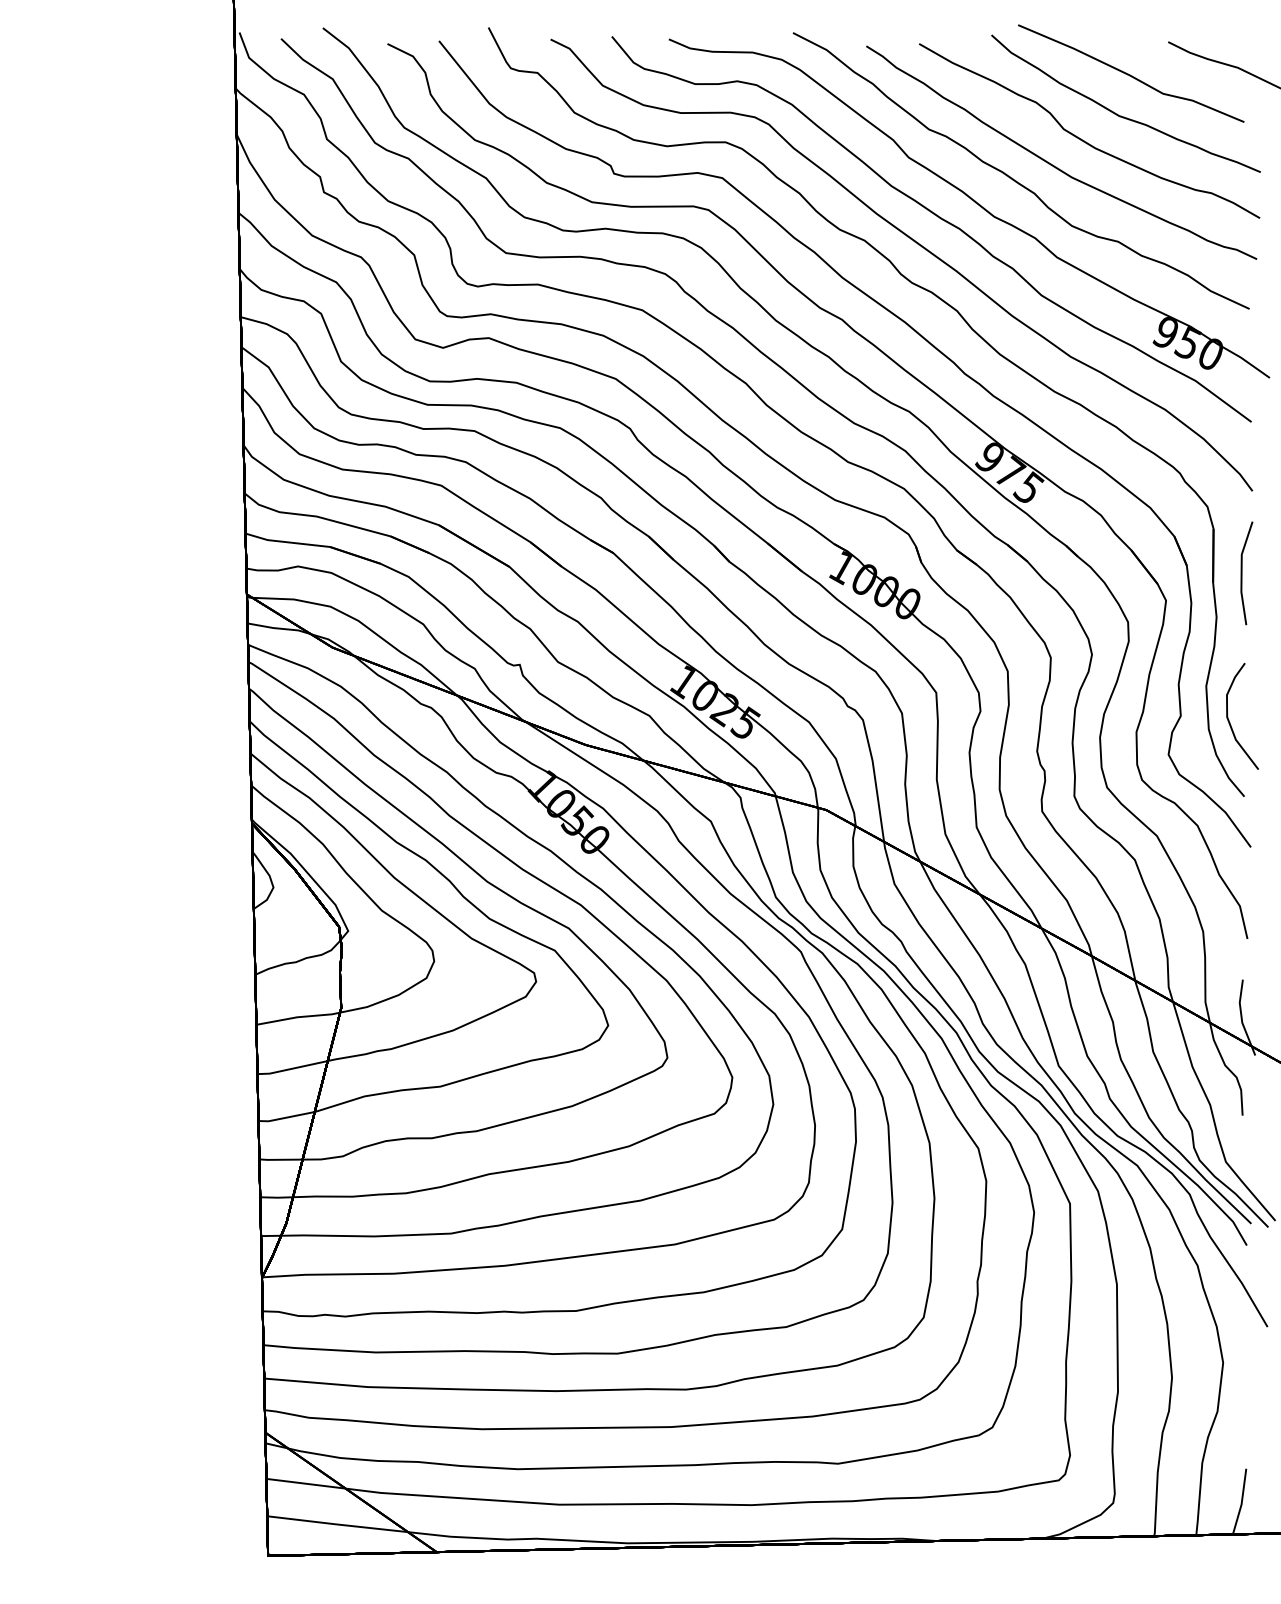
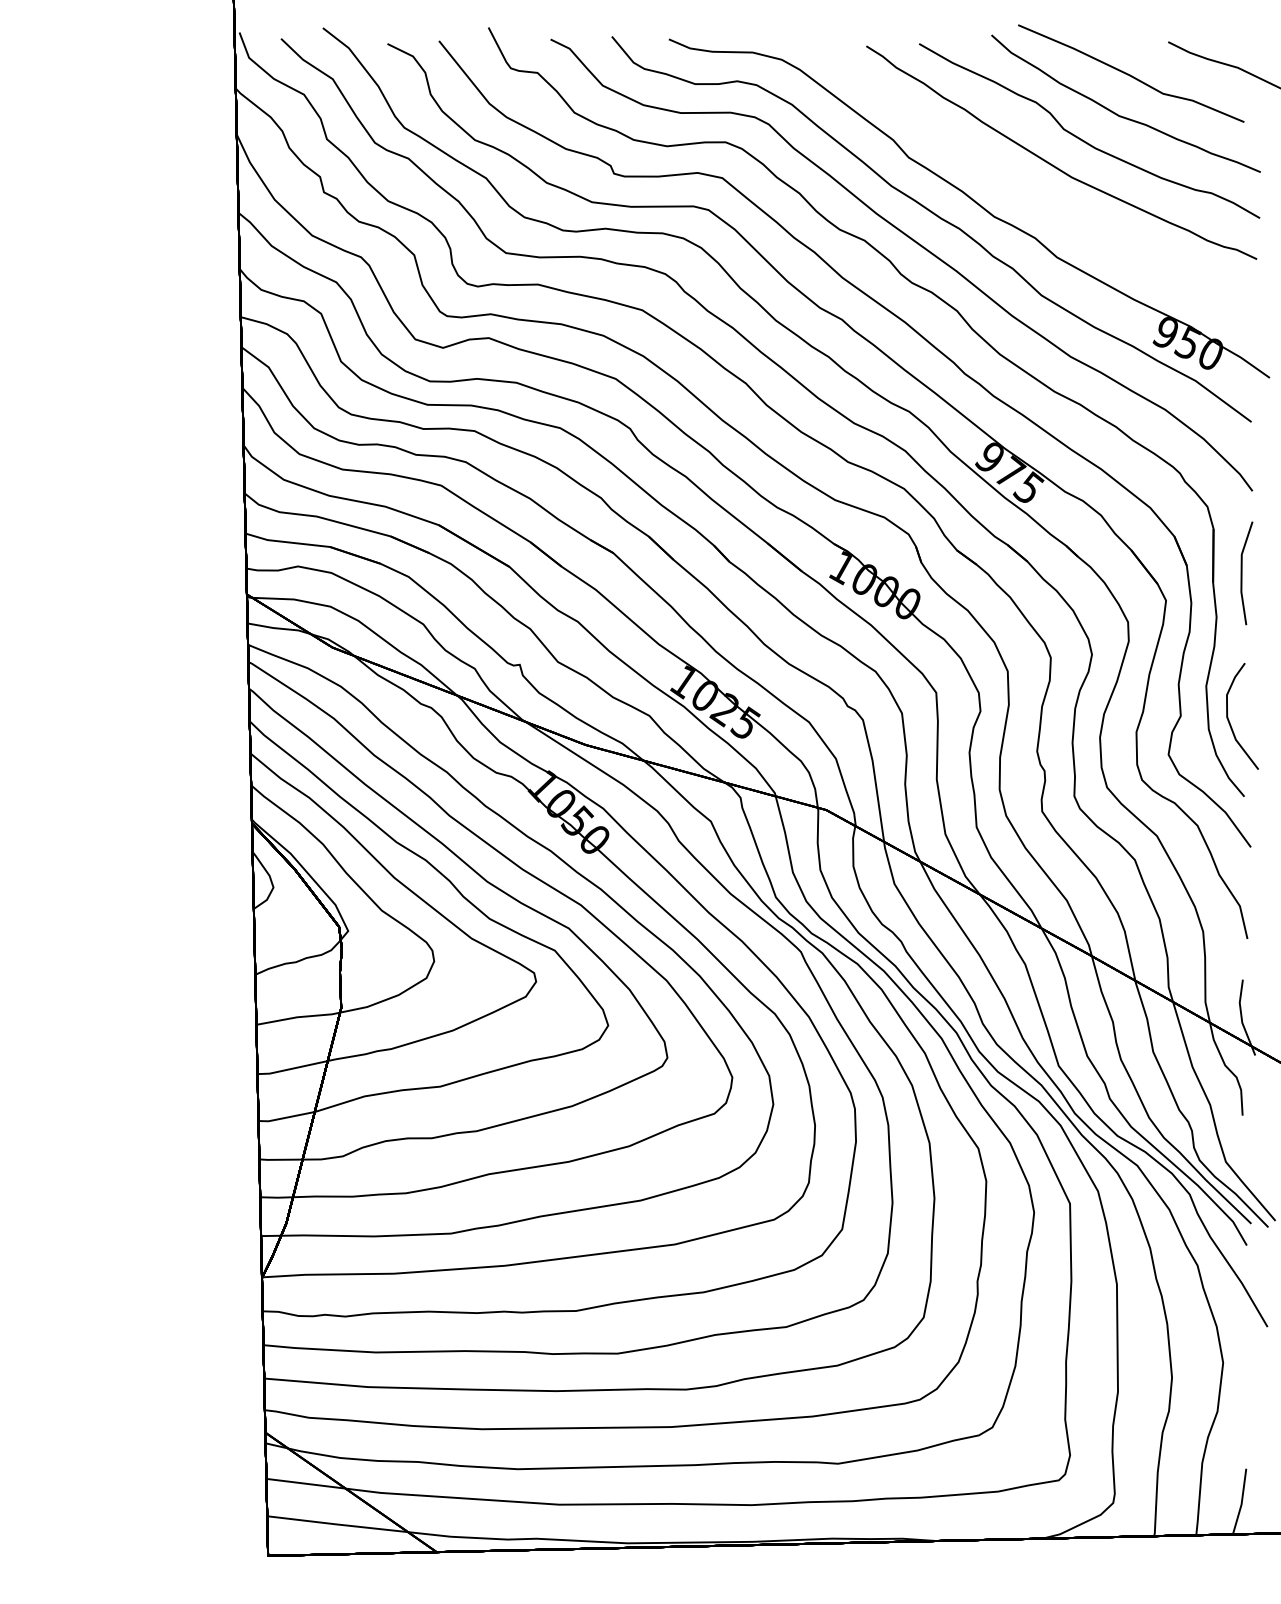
part: present -> none (1013, 178)
